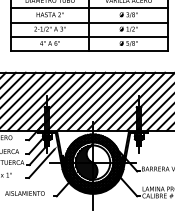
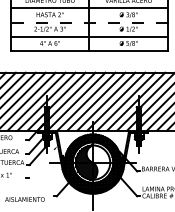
line: solid -> dashed (89, 22)
line: present -> none (41, 163)
text position: (24, 193) -> (24, 199) (24, 199)
